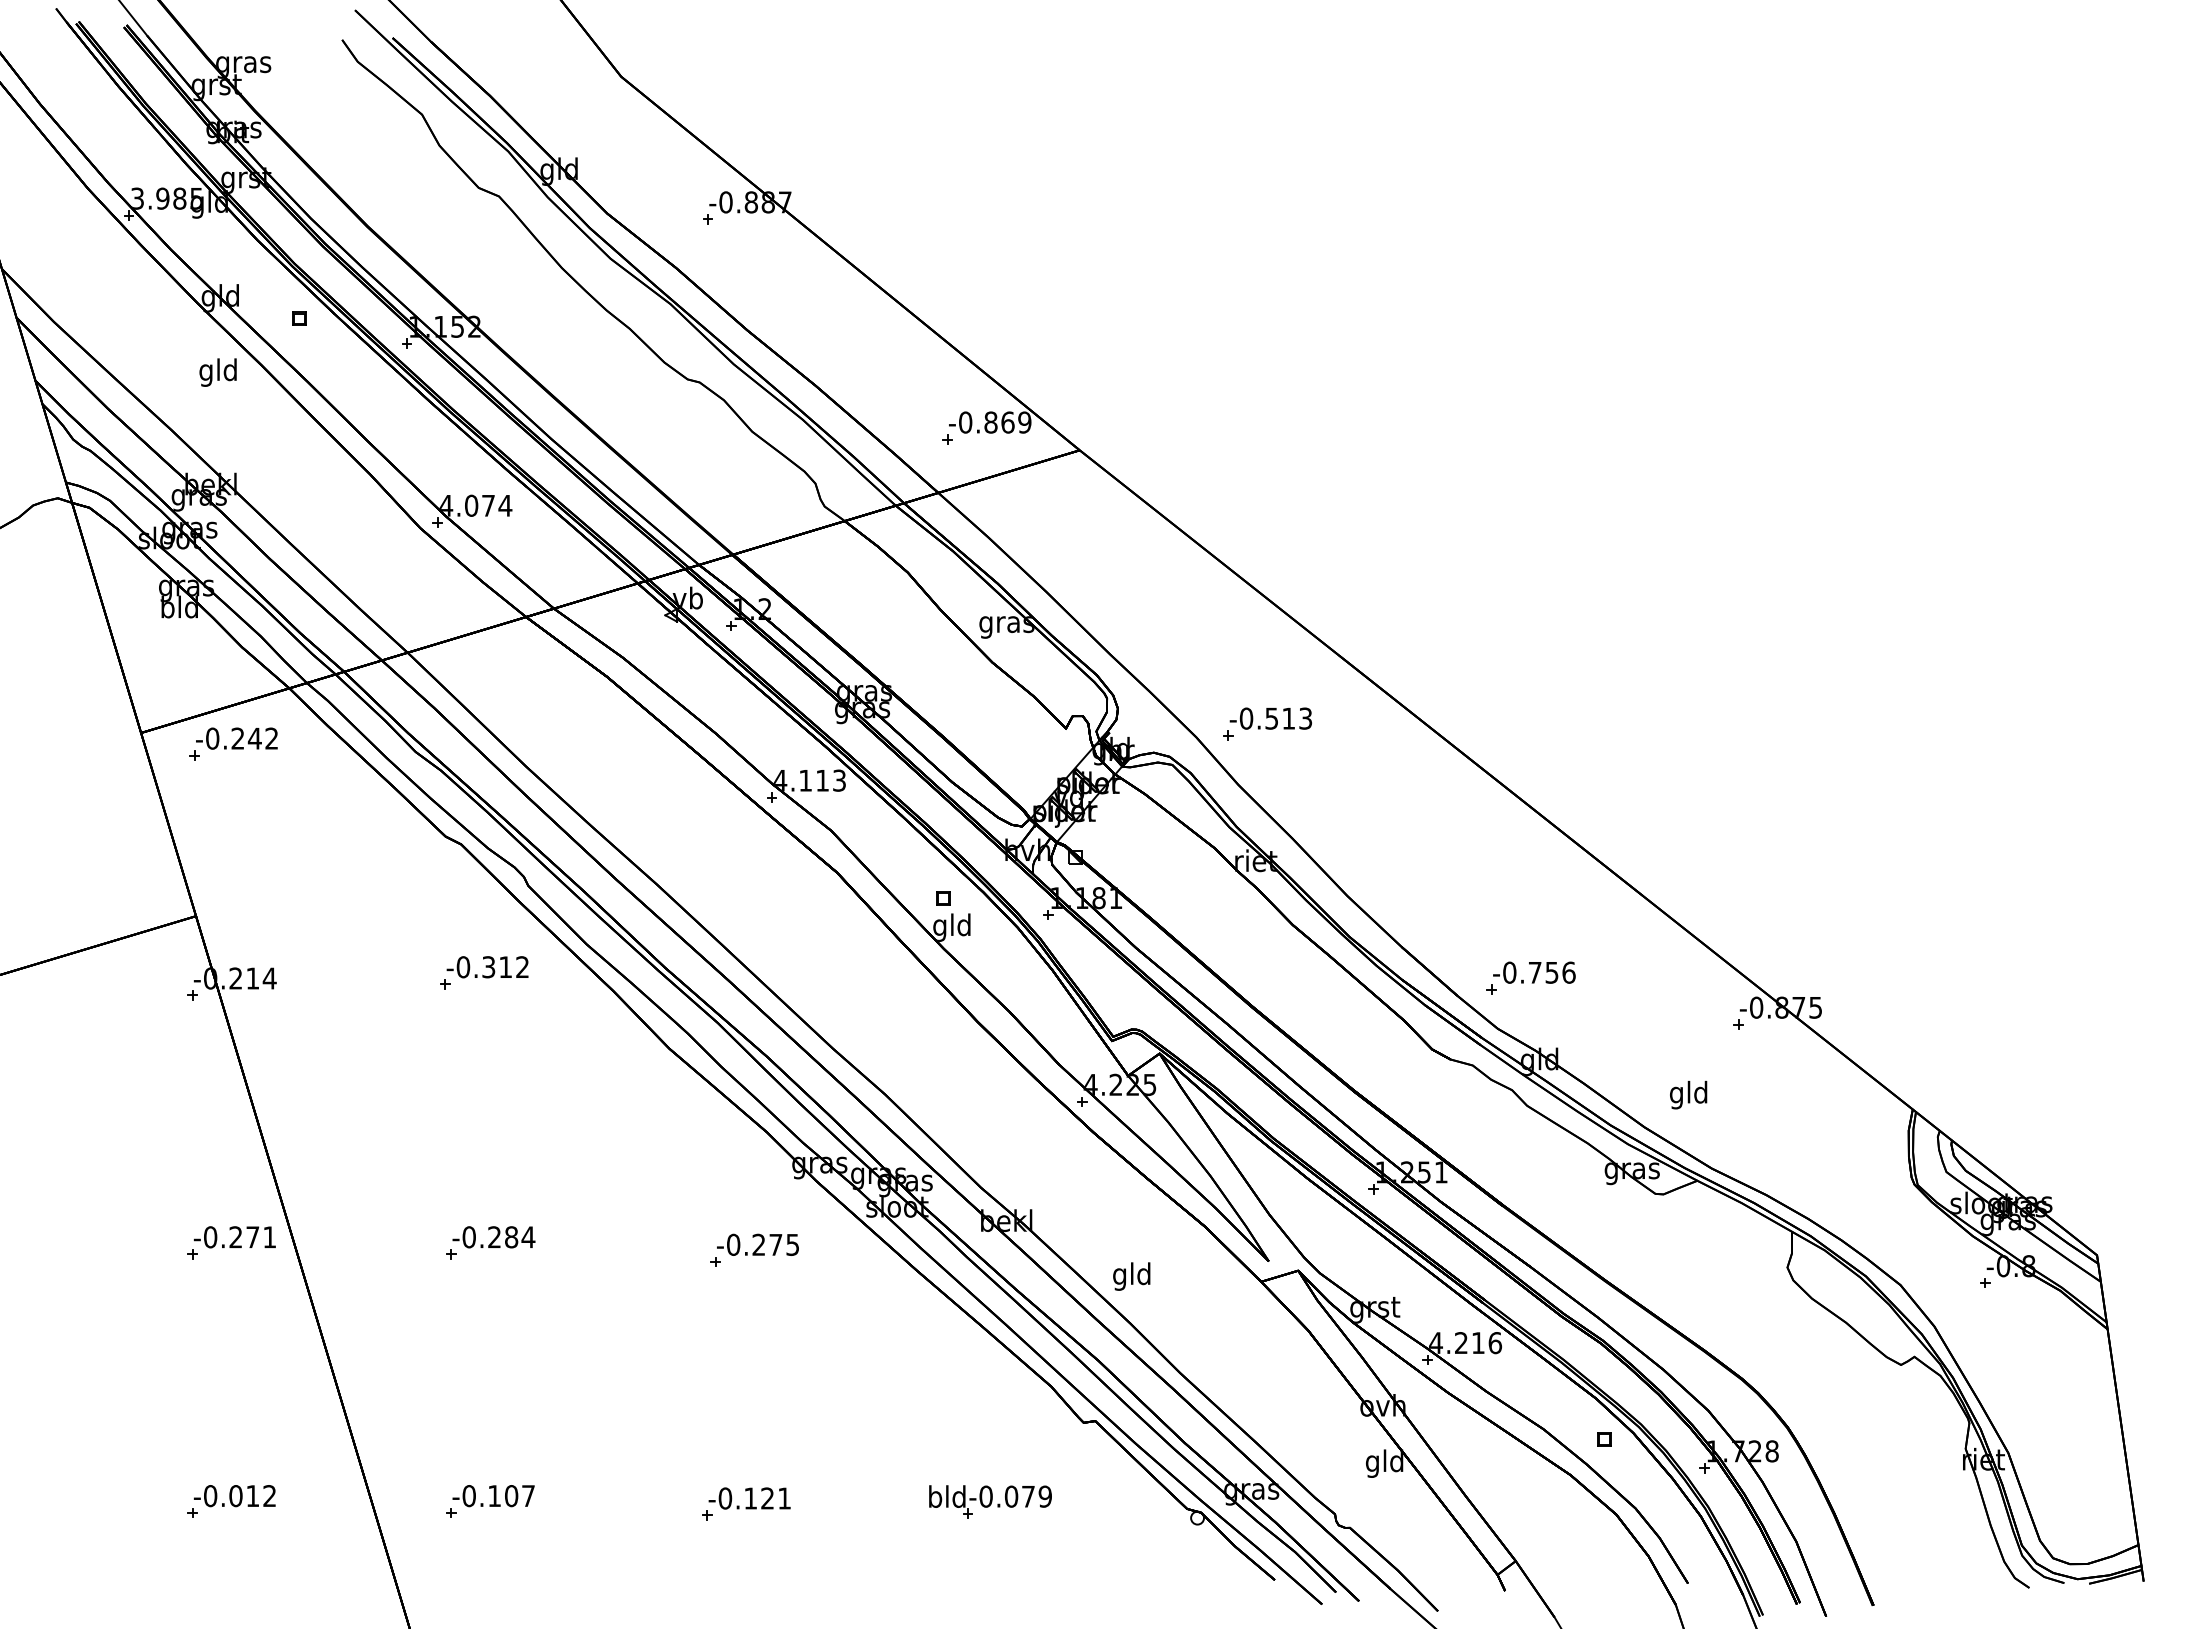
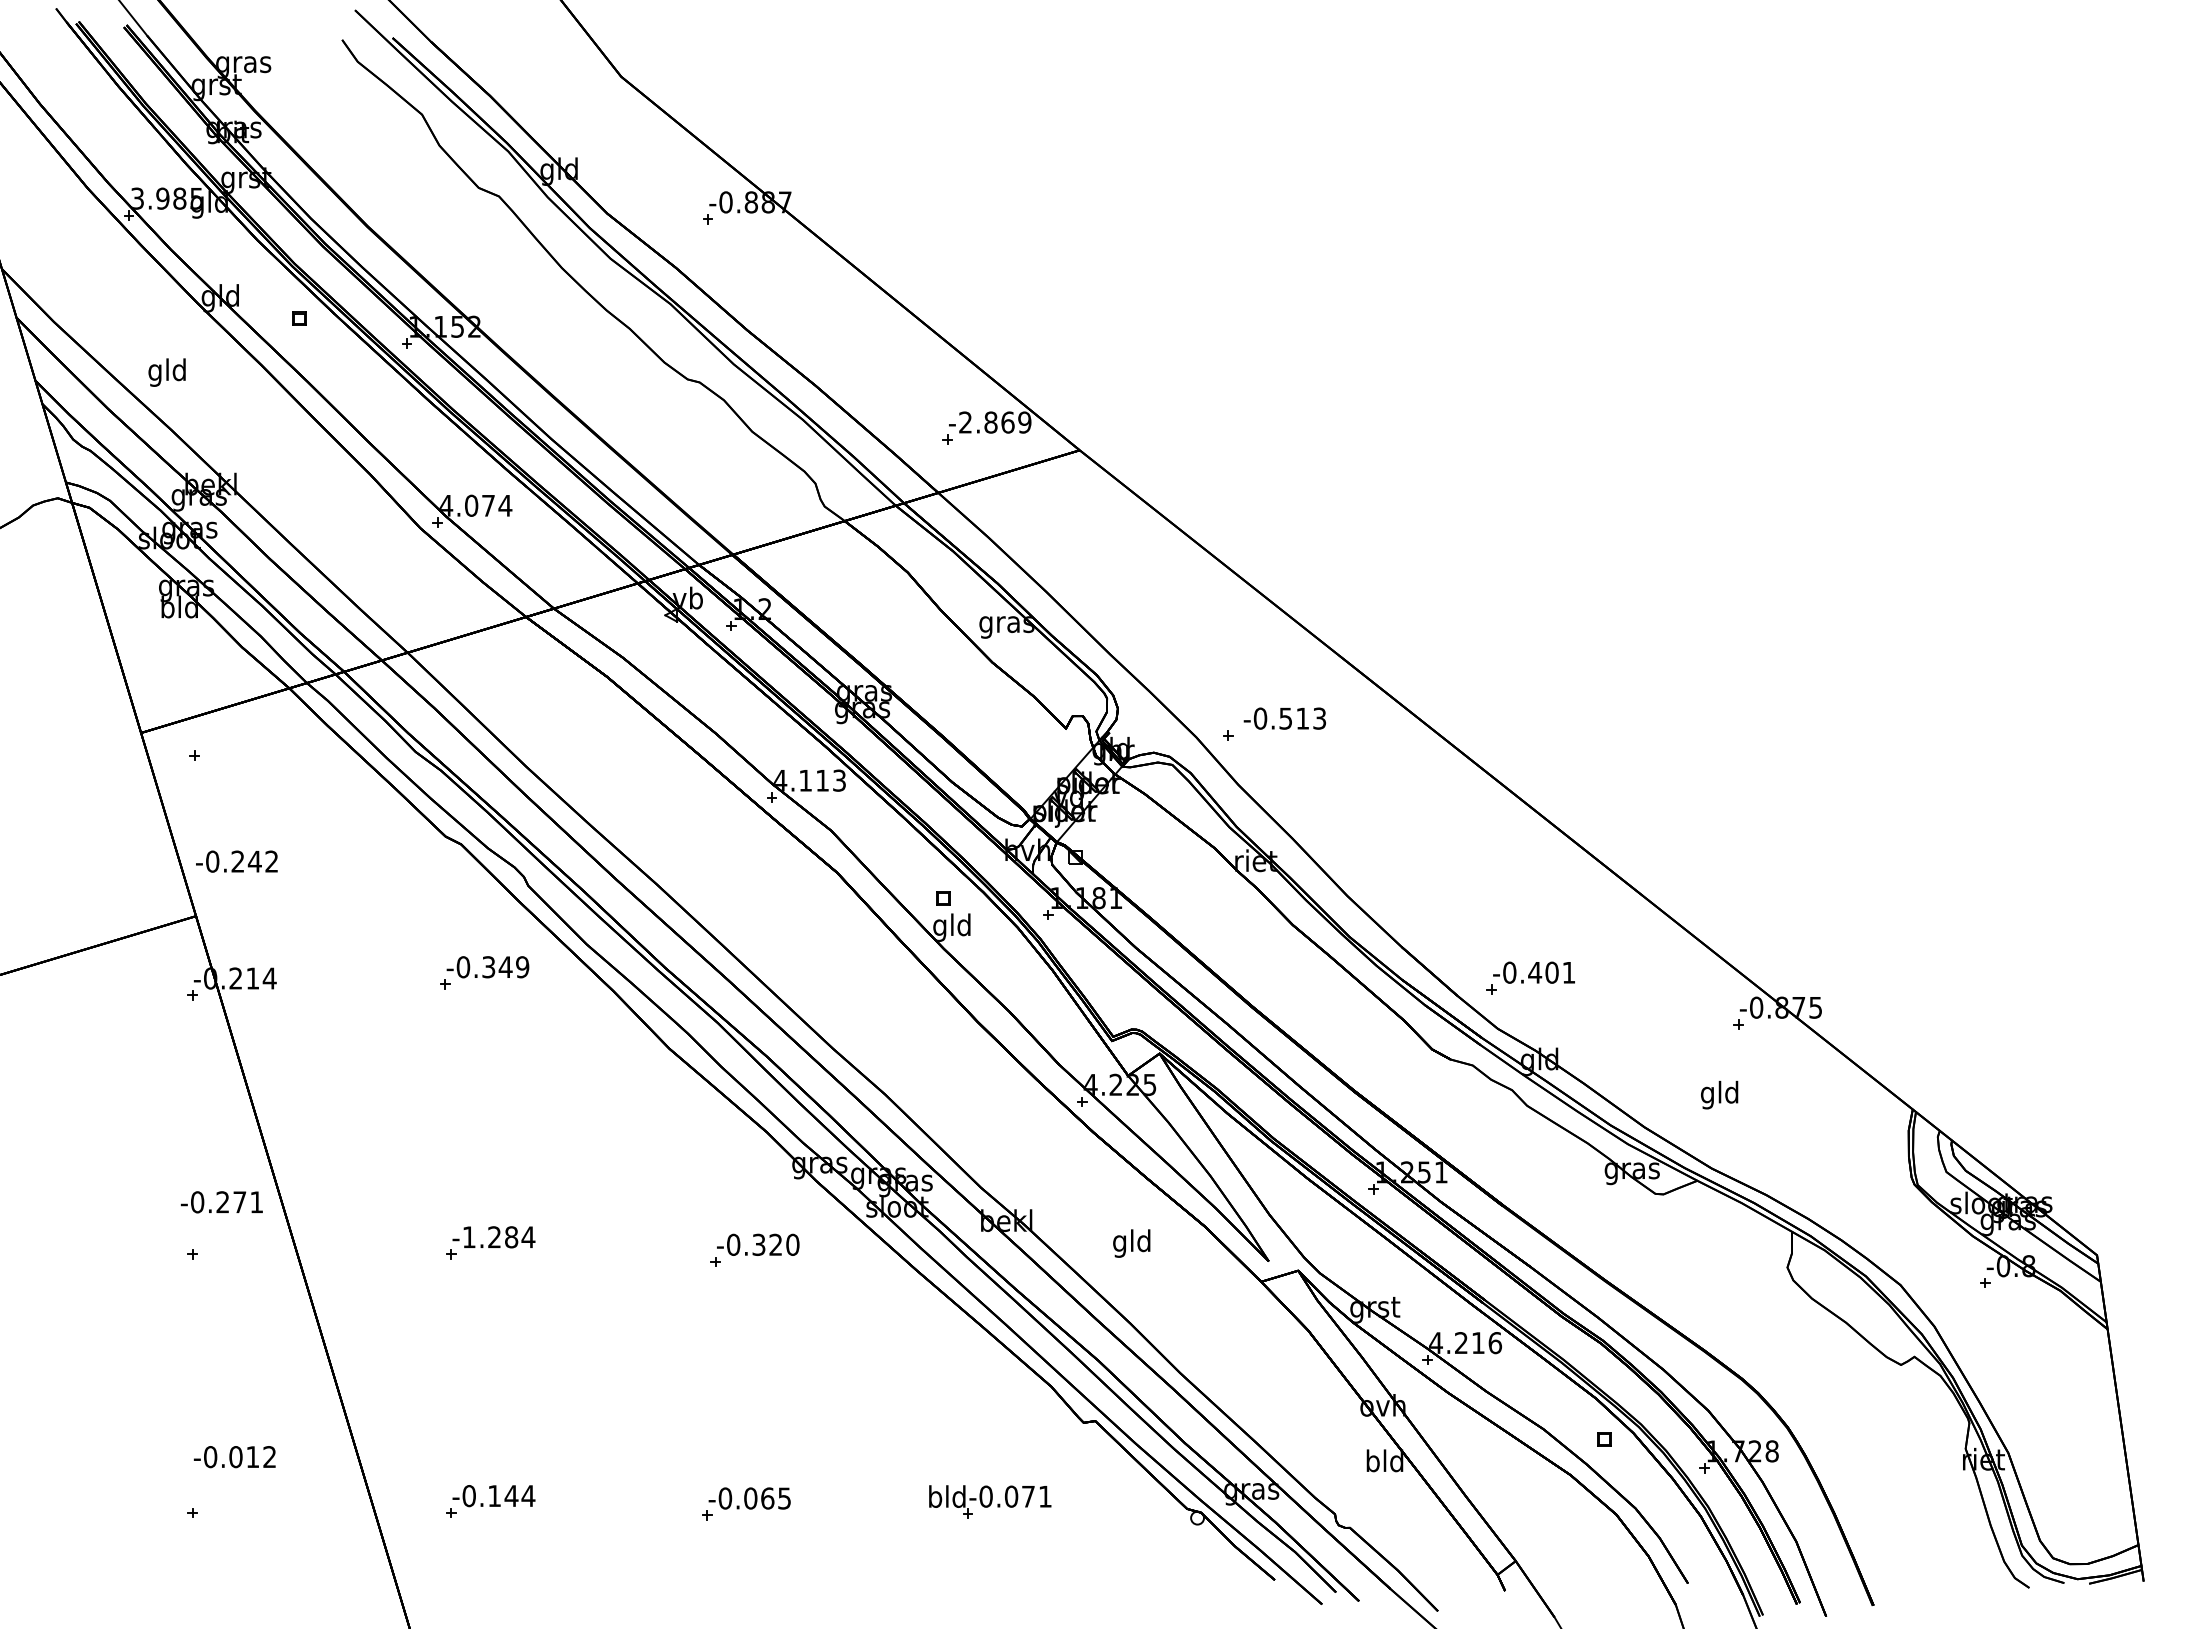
text position: (217, 372) -> (166, 372) (166, 372)
text: -0.869 -> -2.869 (965, 422)
text position: (1270, 718) -> (1284, 718) (1284, 718)
text position: (236, 738) -> (236, 861) (236, 861)
text: -0.312 -> -0.349 (513, 967)
text: -0.756 -> -0.401 (1551, 972)
text position: (1688, 1094) -> (1719, 1094) (1719, 1094)
text position: (234, 1237) -> (221, 1202) (221, 1202)
text: -0.284 -> -1.284 (468, 1237)
text: -0.275 -> -0.320 (775, 1244)
text position: (1131, 1276) -> (1131, 1243) (1131, 1243)
text: gld -> bld (1372, 1463)
text position: (234, 1496) -> (234, 1457) (234, 1457)
text: -0.107 -> -0.144 (519, 1496)
text: -0.079 -> -0.071 (1044, 1496)
text: -0.121 -> -0.065 (767, 1498)
